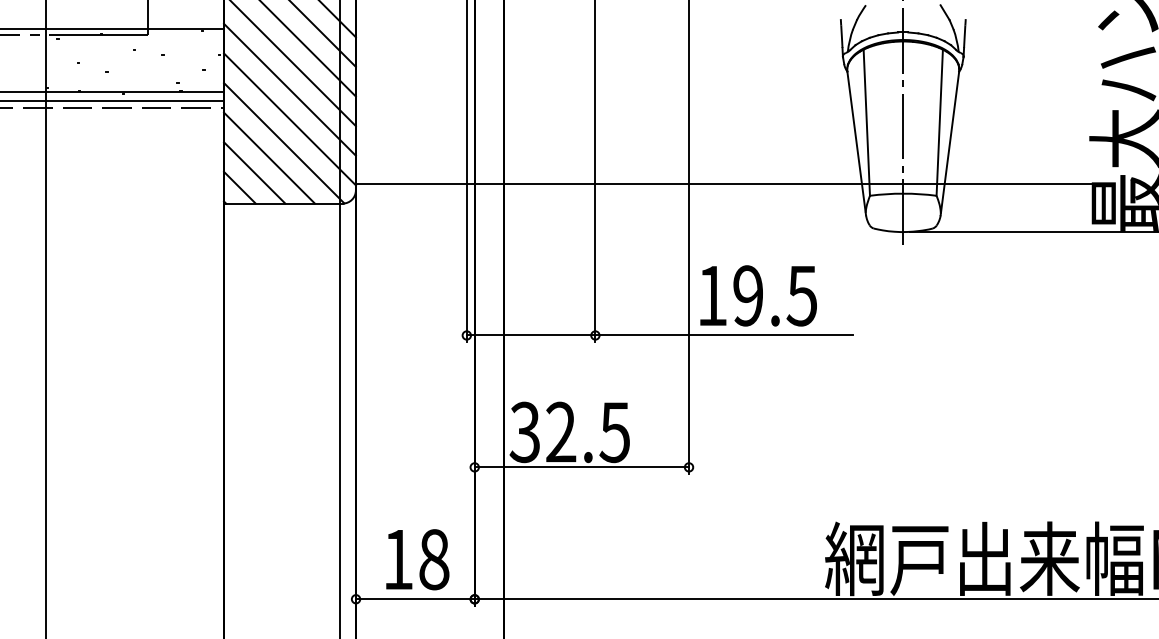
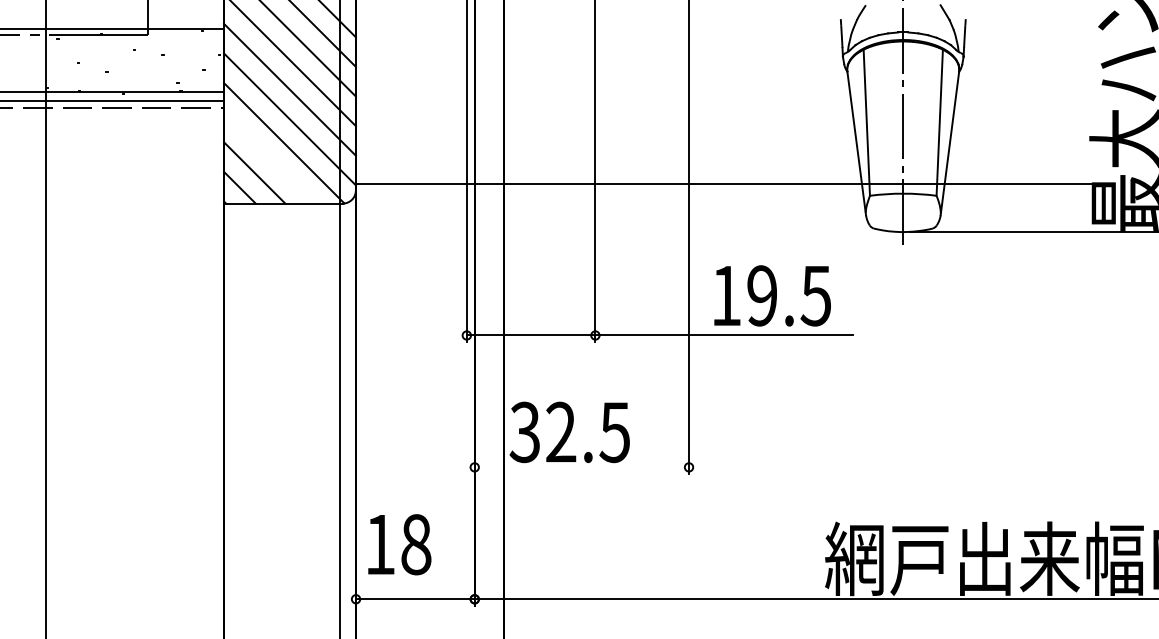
line: present -> none (269, 157)
text position: (758, 295) -> (772, 295) (772, 295)
line: present -> none (581, 467)
text position: (417, 559) -> (399, 544) (399, 544)
